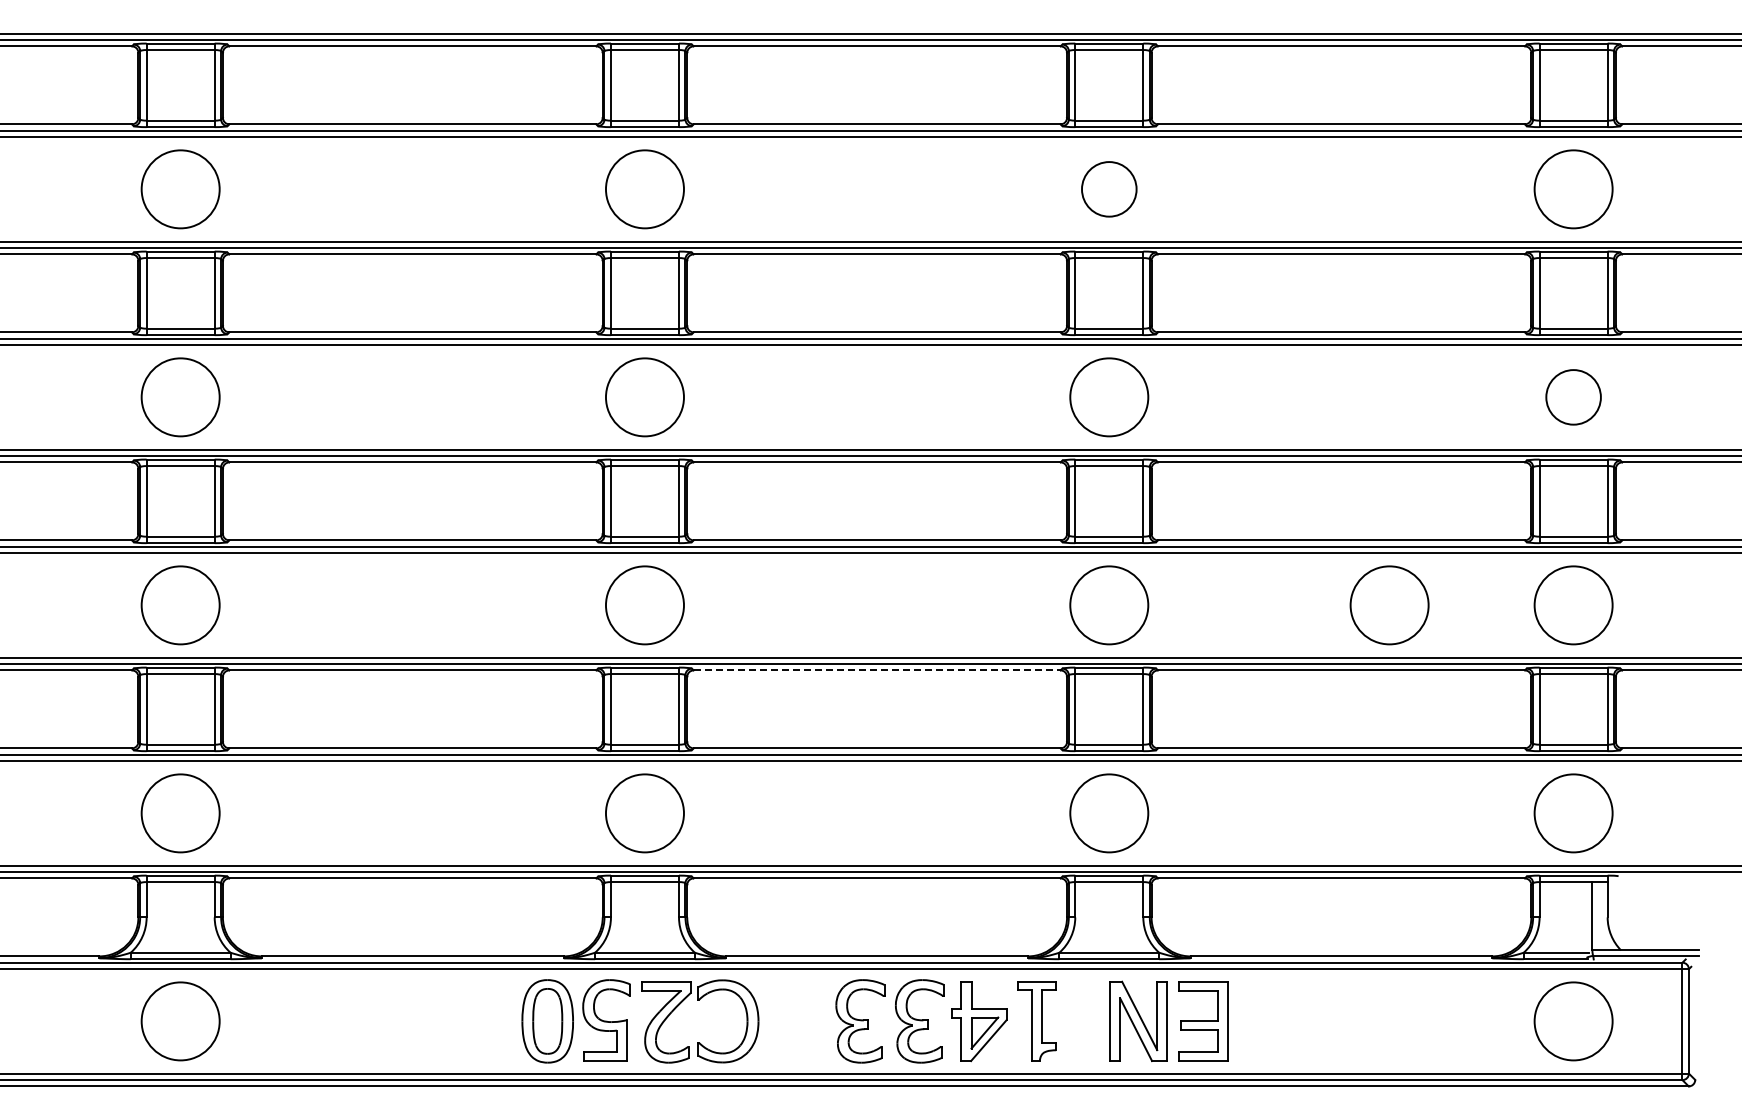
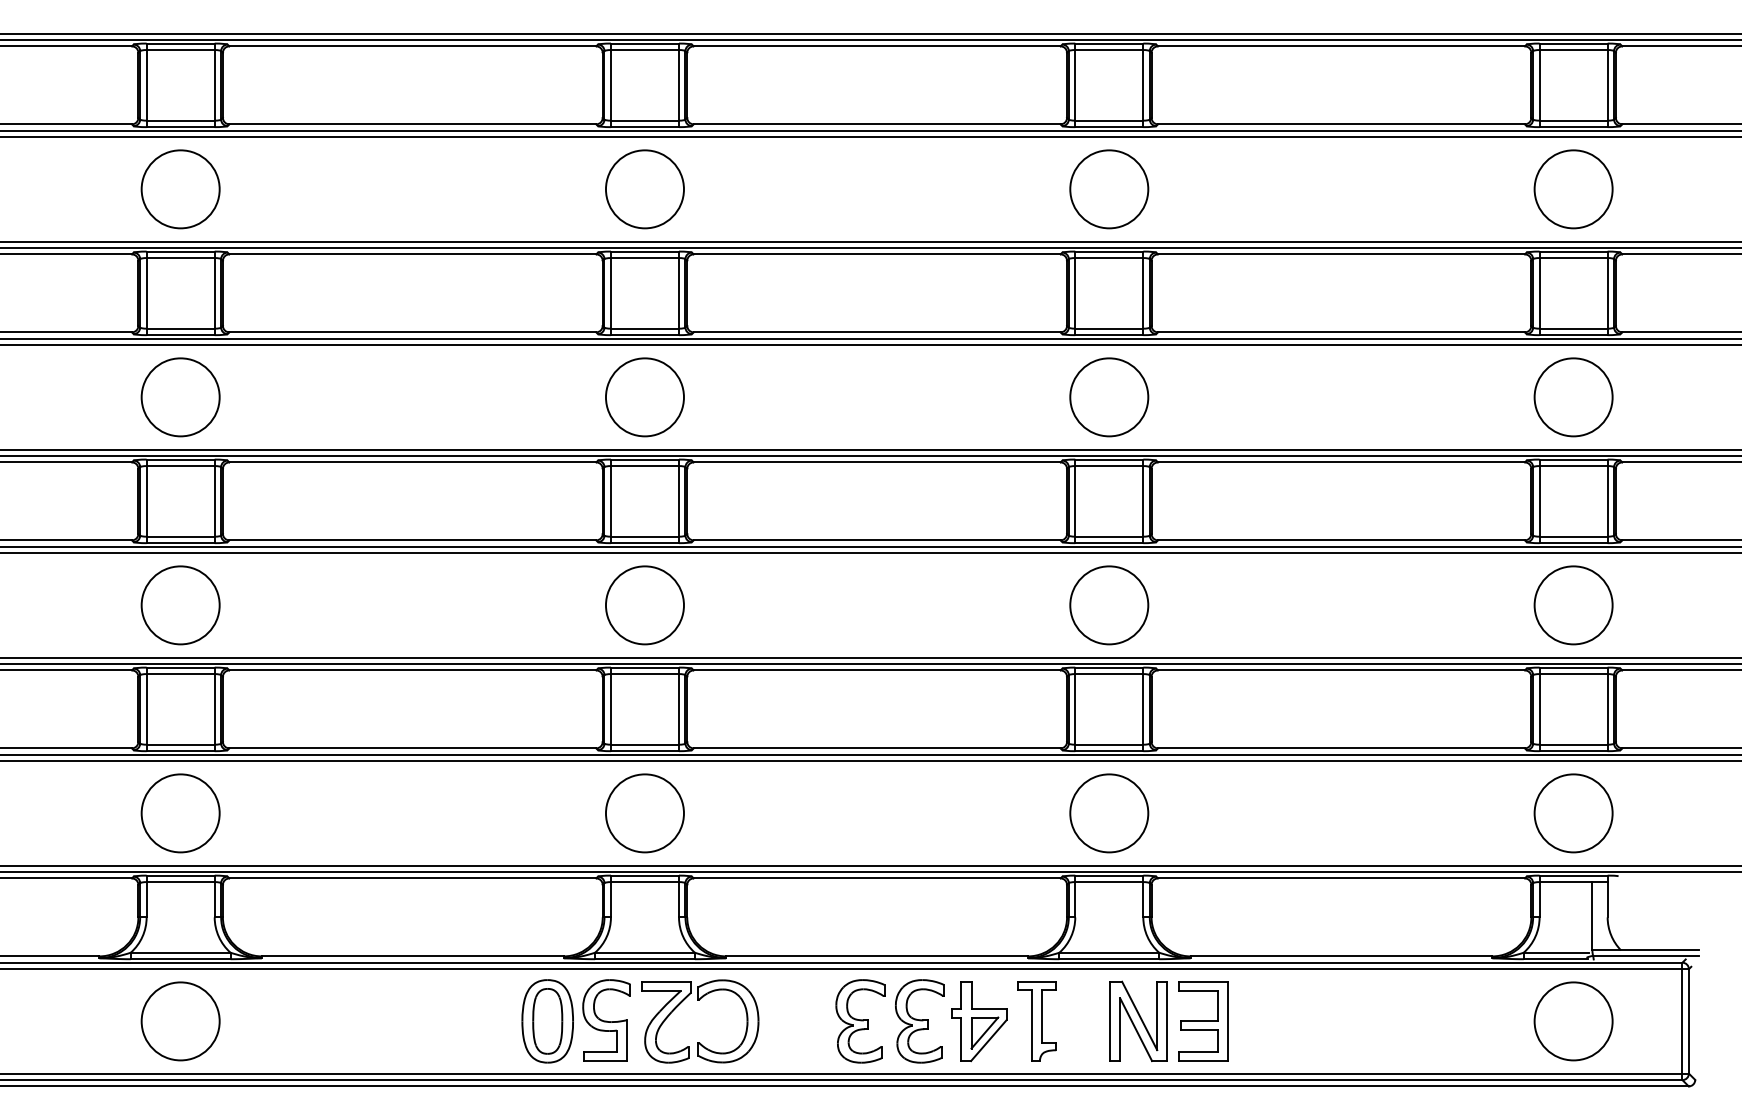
circle diameter: 55 px -> 78 px (1109, 189)
circle diameter: 55 px -> 78 px (1573, 397)
circle: present -> none (1389, 605)
line: dashed -> solid (877, 670)
